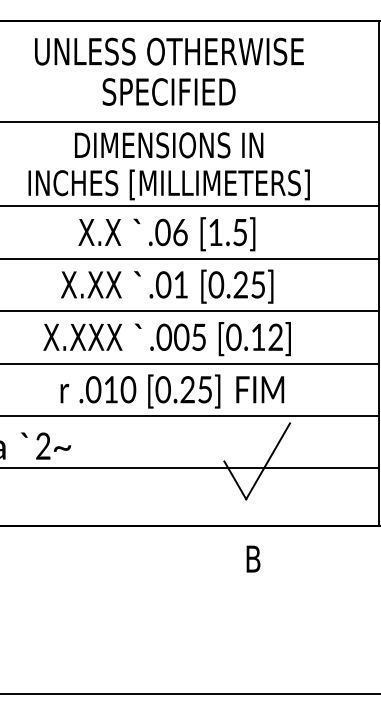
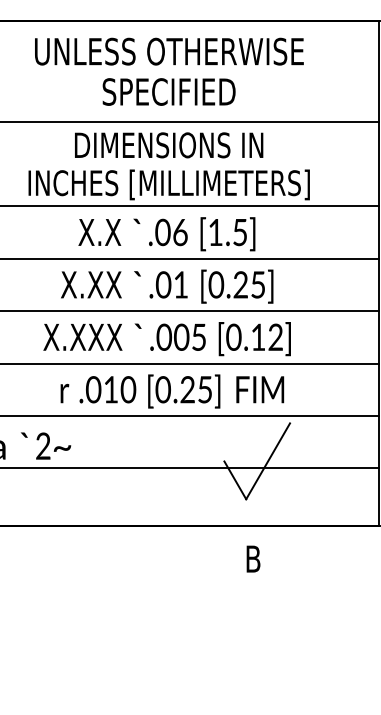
line: present -> none (189, 693)
